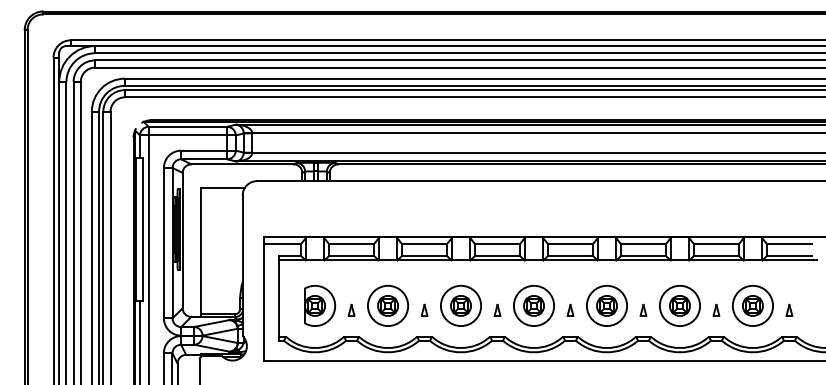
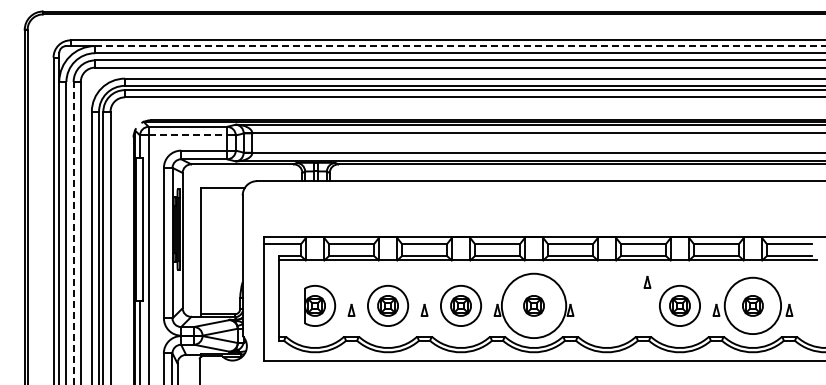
line: solid -> dashed (461, 46)
line: solid -> dashed (188, 135)
line: solid -> dashed (73, 232)
circle diameter: 40 px -> 64 px (533, 305)
part: present -> none (606, 305)
circle diameter: 40 px -> 56 px (752, 305)
part position: (643, 309) -> (647, 281) (647, 281)
